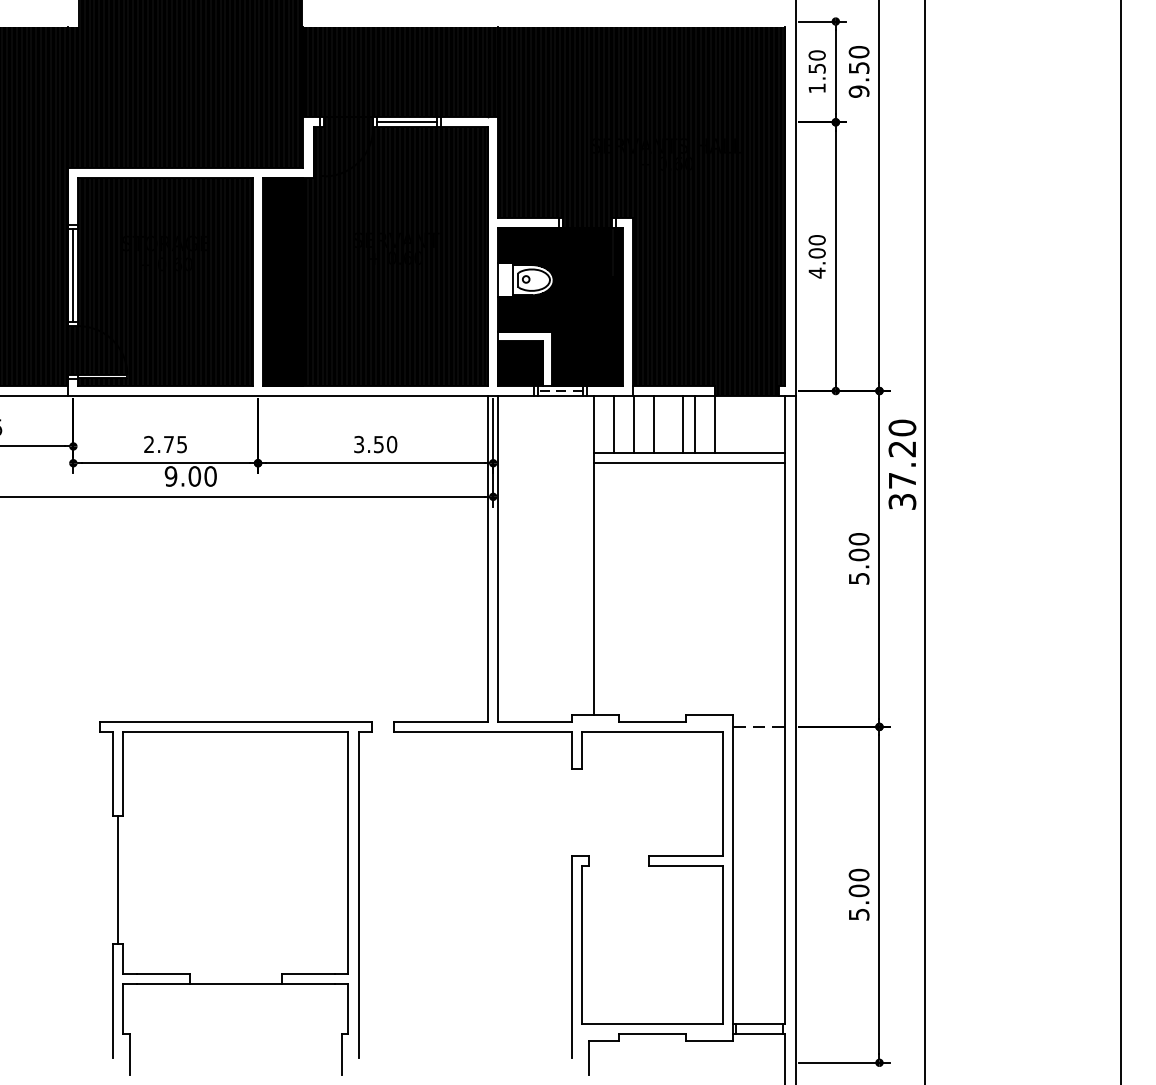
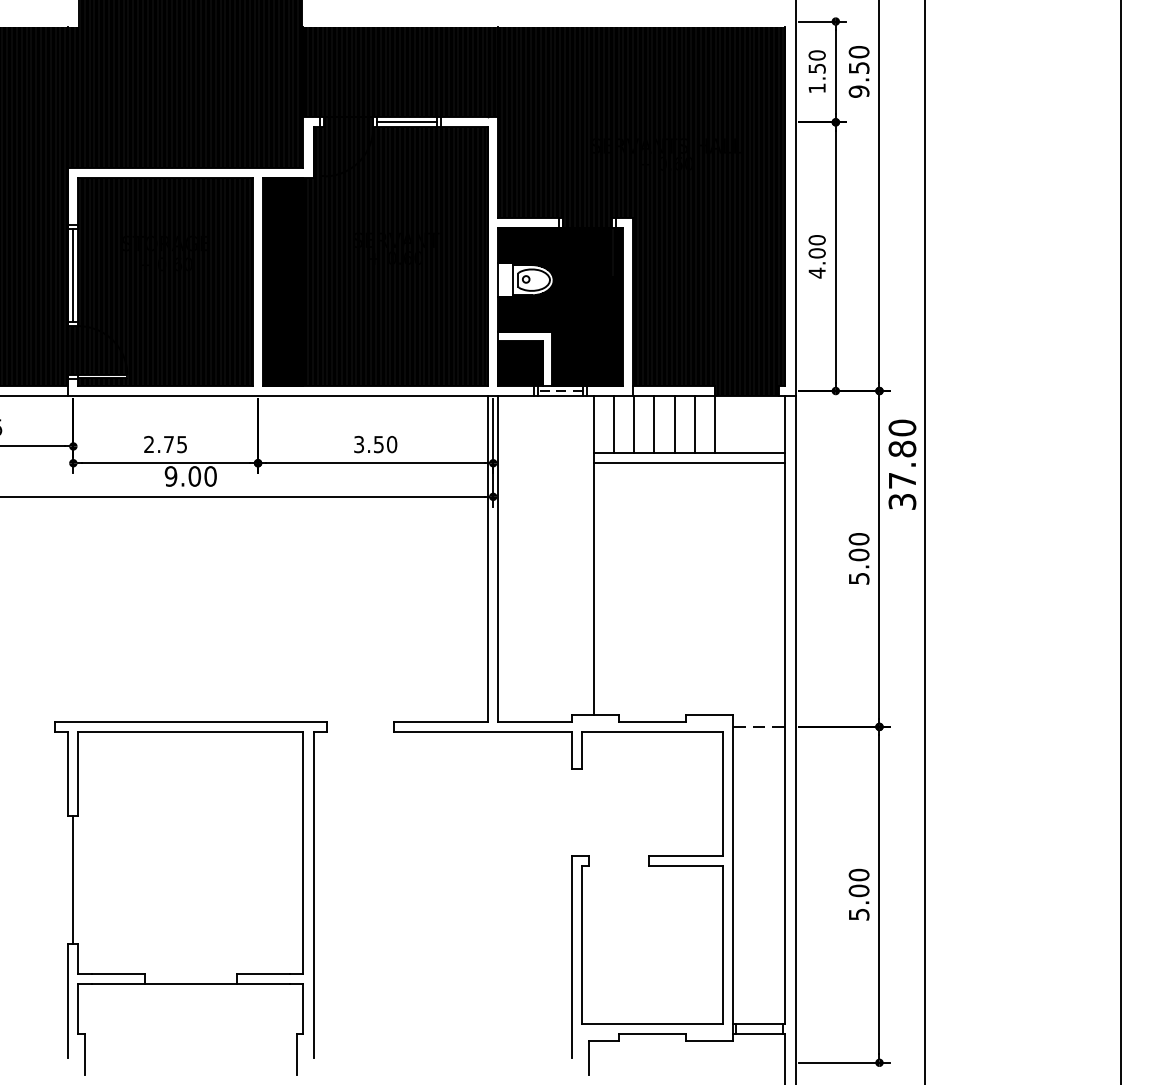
line position: (682, 424) -> (674, 424) (674, 424)
text: 37.20 -> 37.80 (902, 448)
part position: (235, 898) -> (190, 898) (190, 898)
